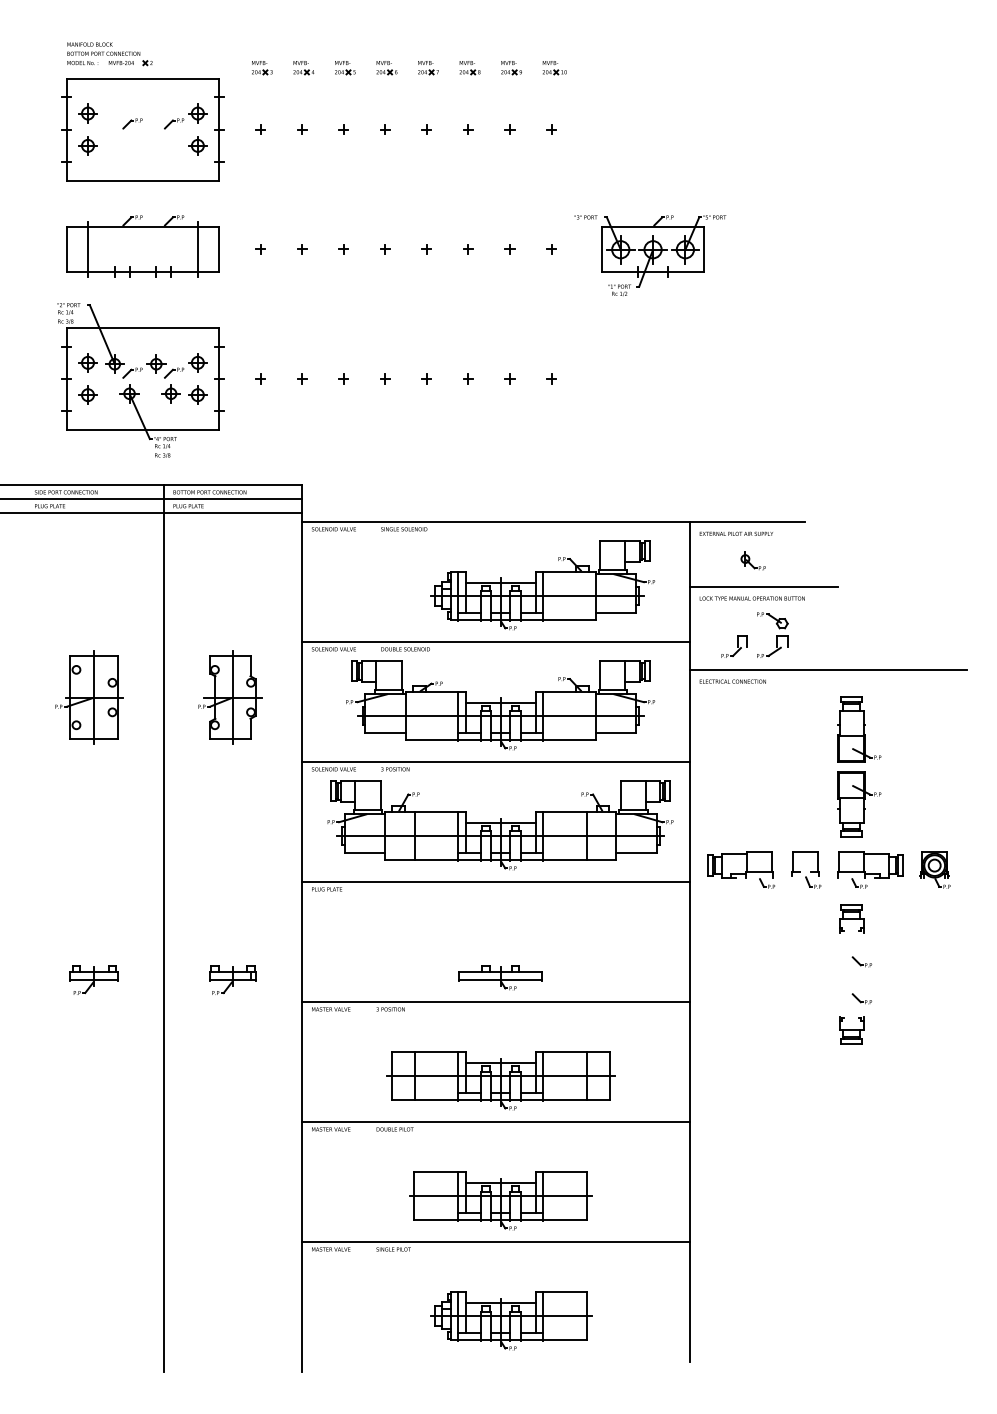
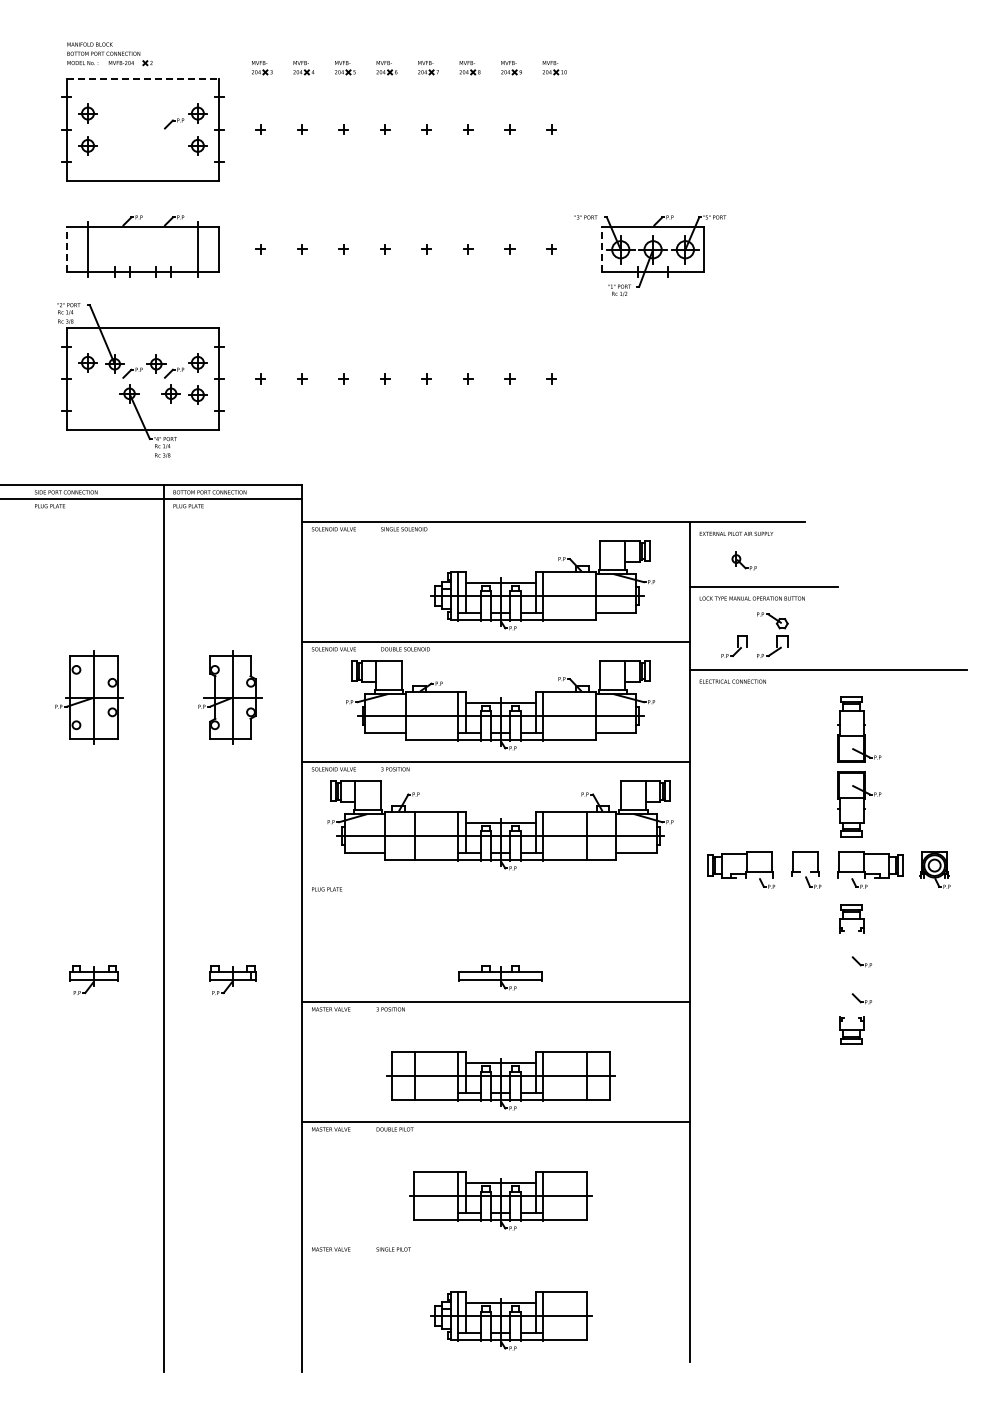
line: solid -> dashed (143, 78)
part: present -> none (132, 123)
line: solid -> dashed (66, 249)
line: solid -> dashed (602, 249)
part: present -> none (87, 394)
line: present -> none (152, 512)
part position: (752, 560) -> (743, 560) (743, 560)
line: present -> none (496, 882)
line: present -> none (496, 1242)
